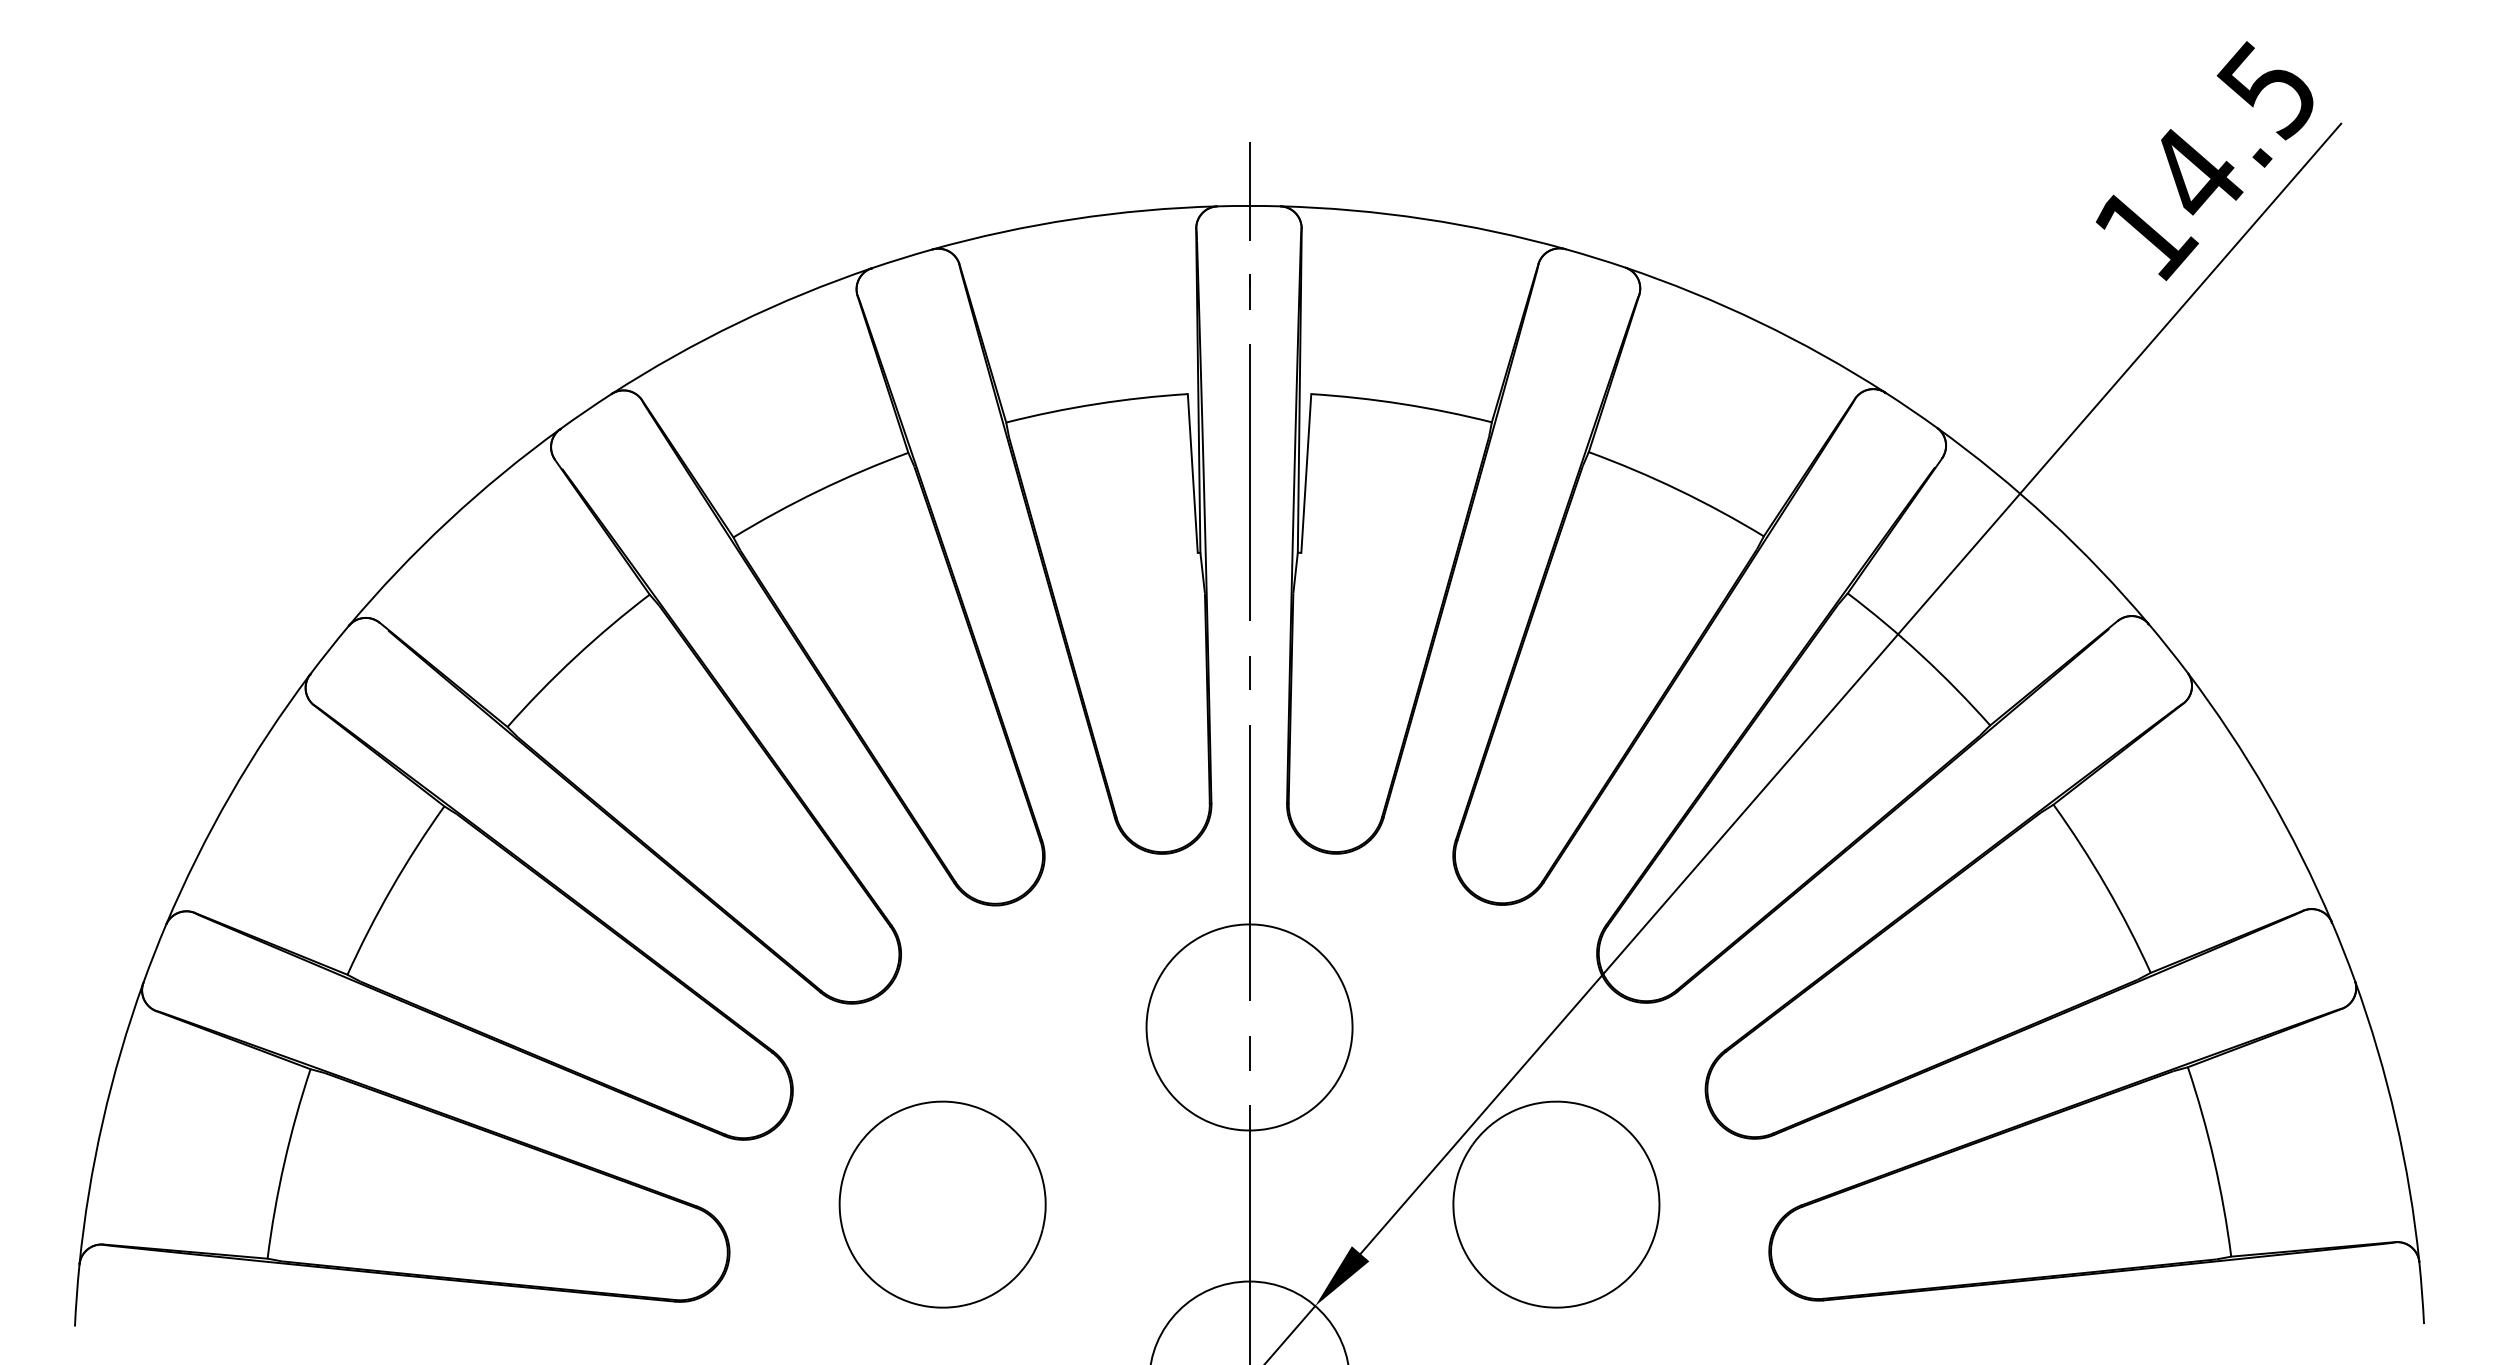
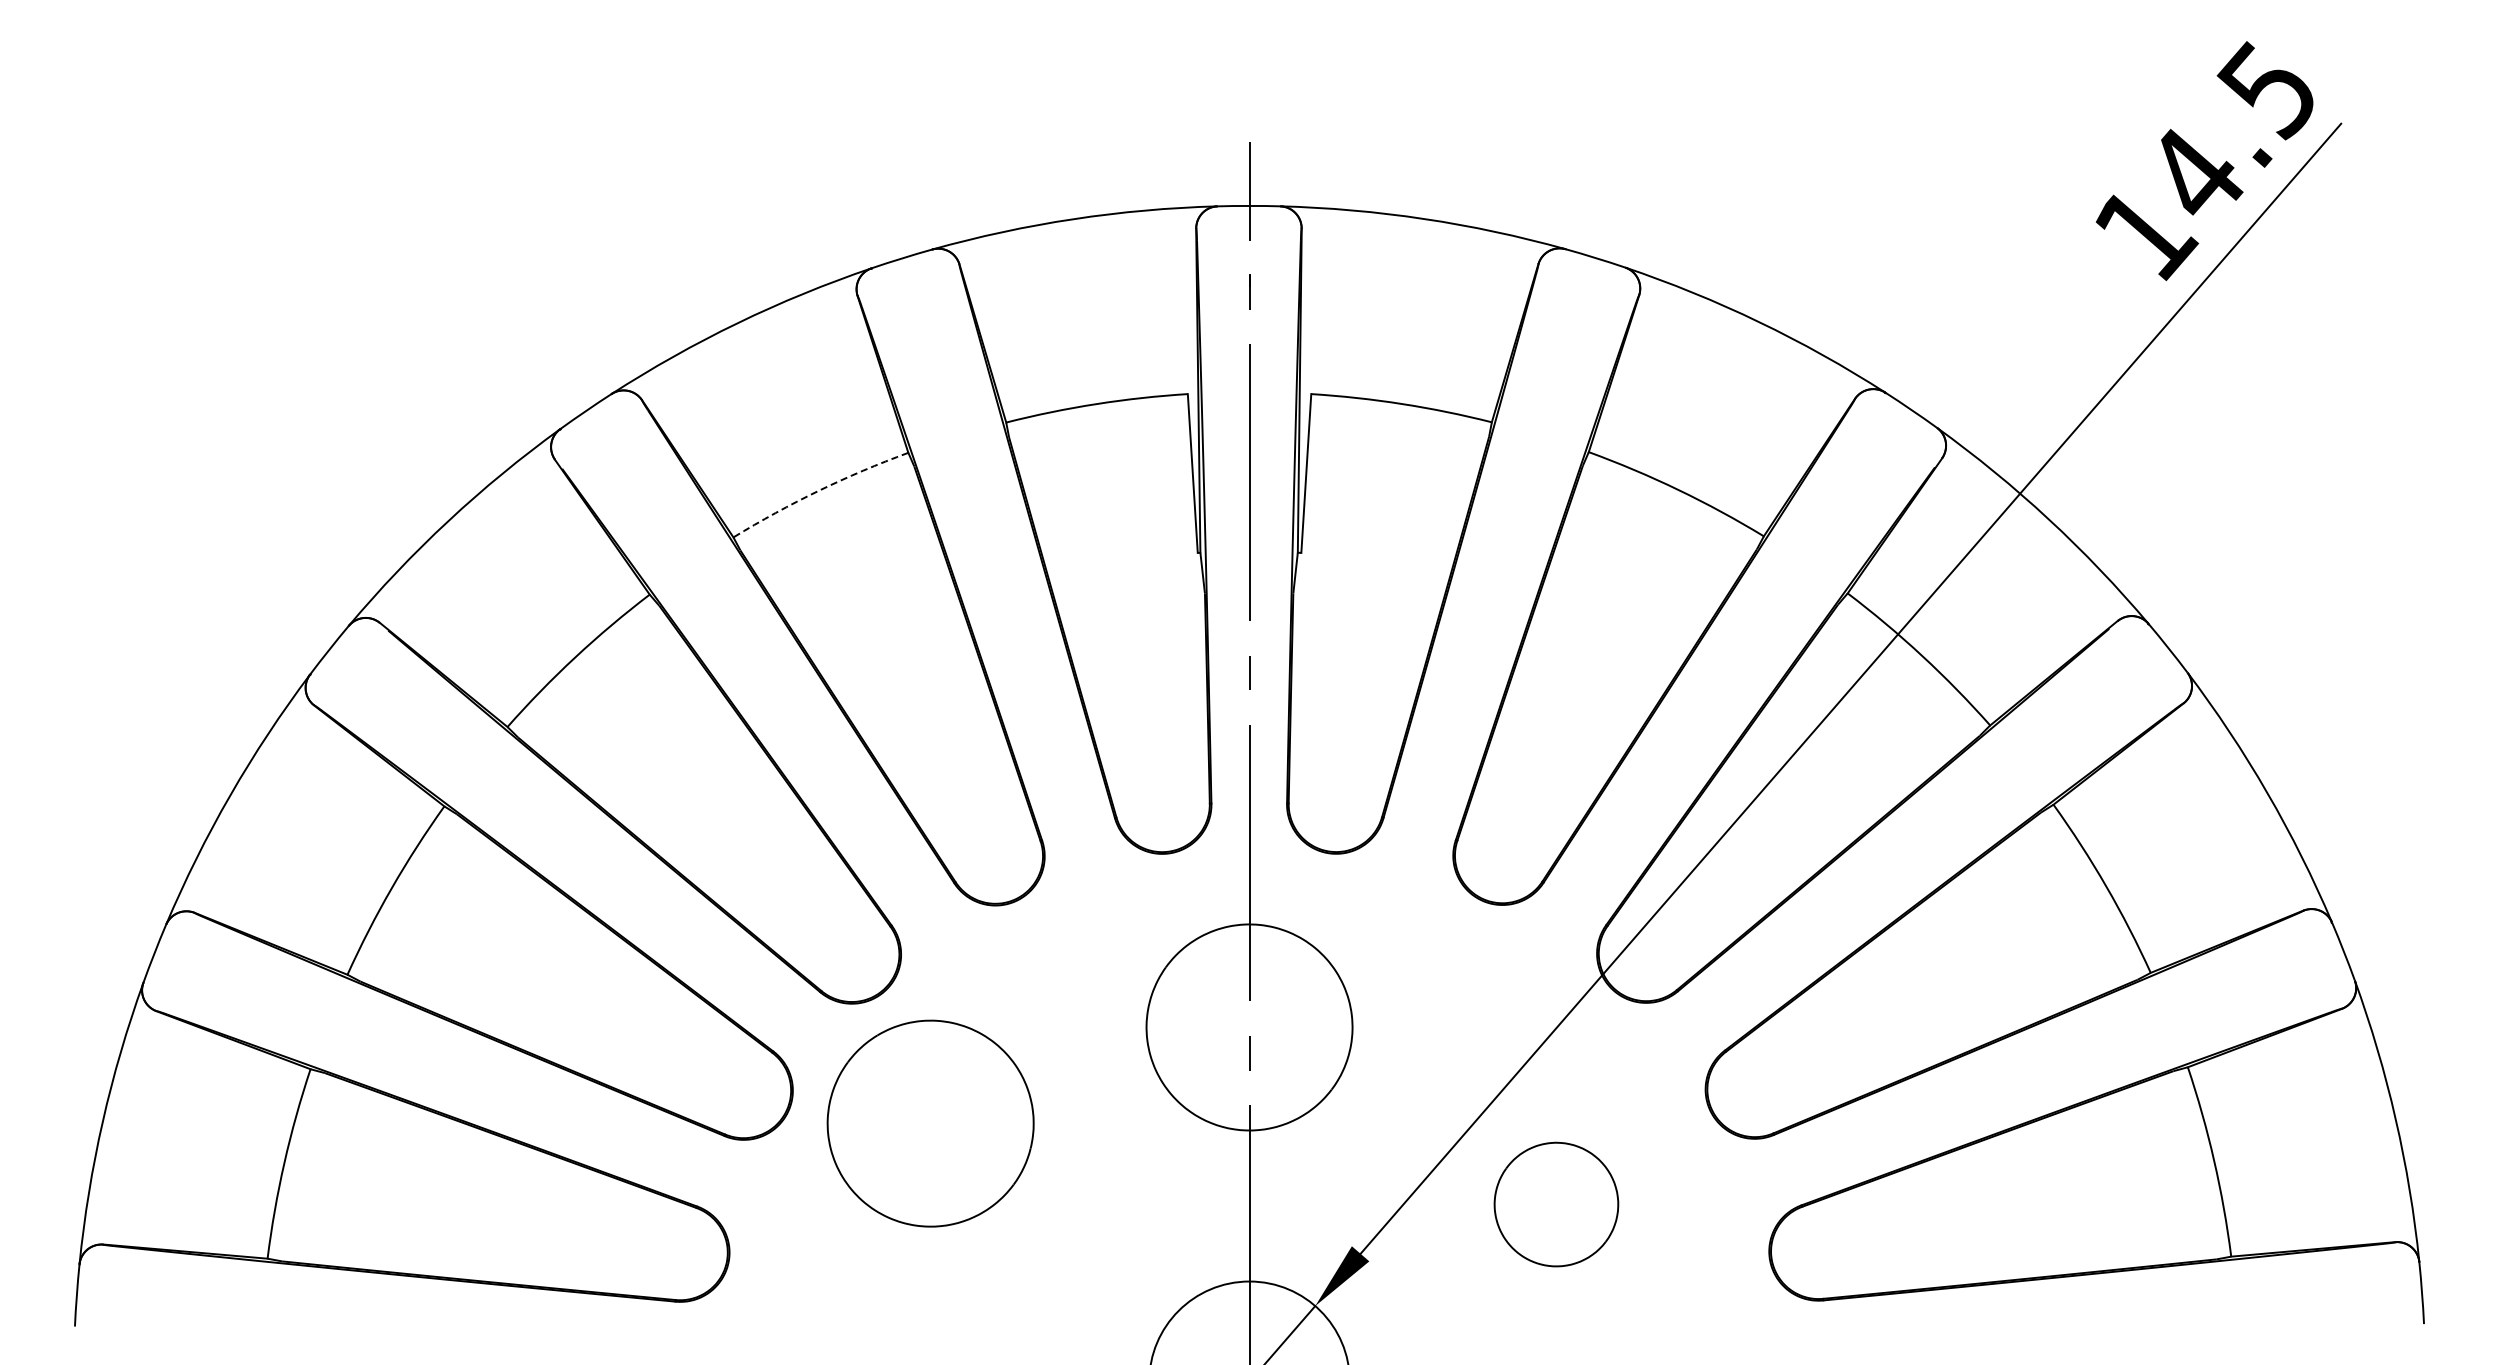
arc: solid -> dashed (818, 490)
part position: (942, 1204) -> (930, 1123) (930, 1123)
part size: 209x209 px -> 127x127 px (1556, 1204)
